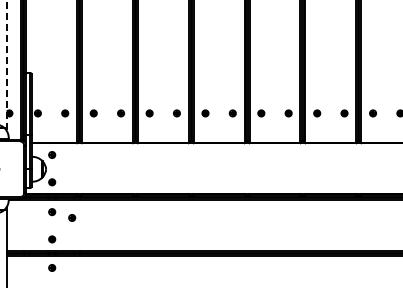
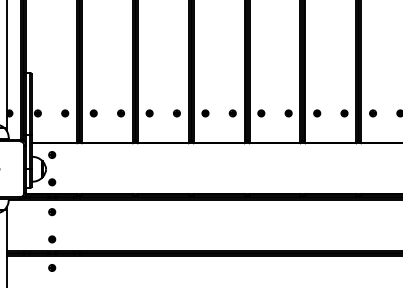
line: dashed -> solid (6, 66)
part: present -> none (72, 217)
